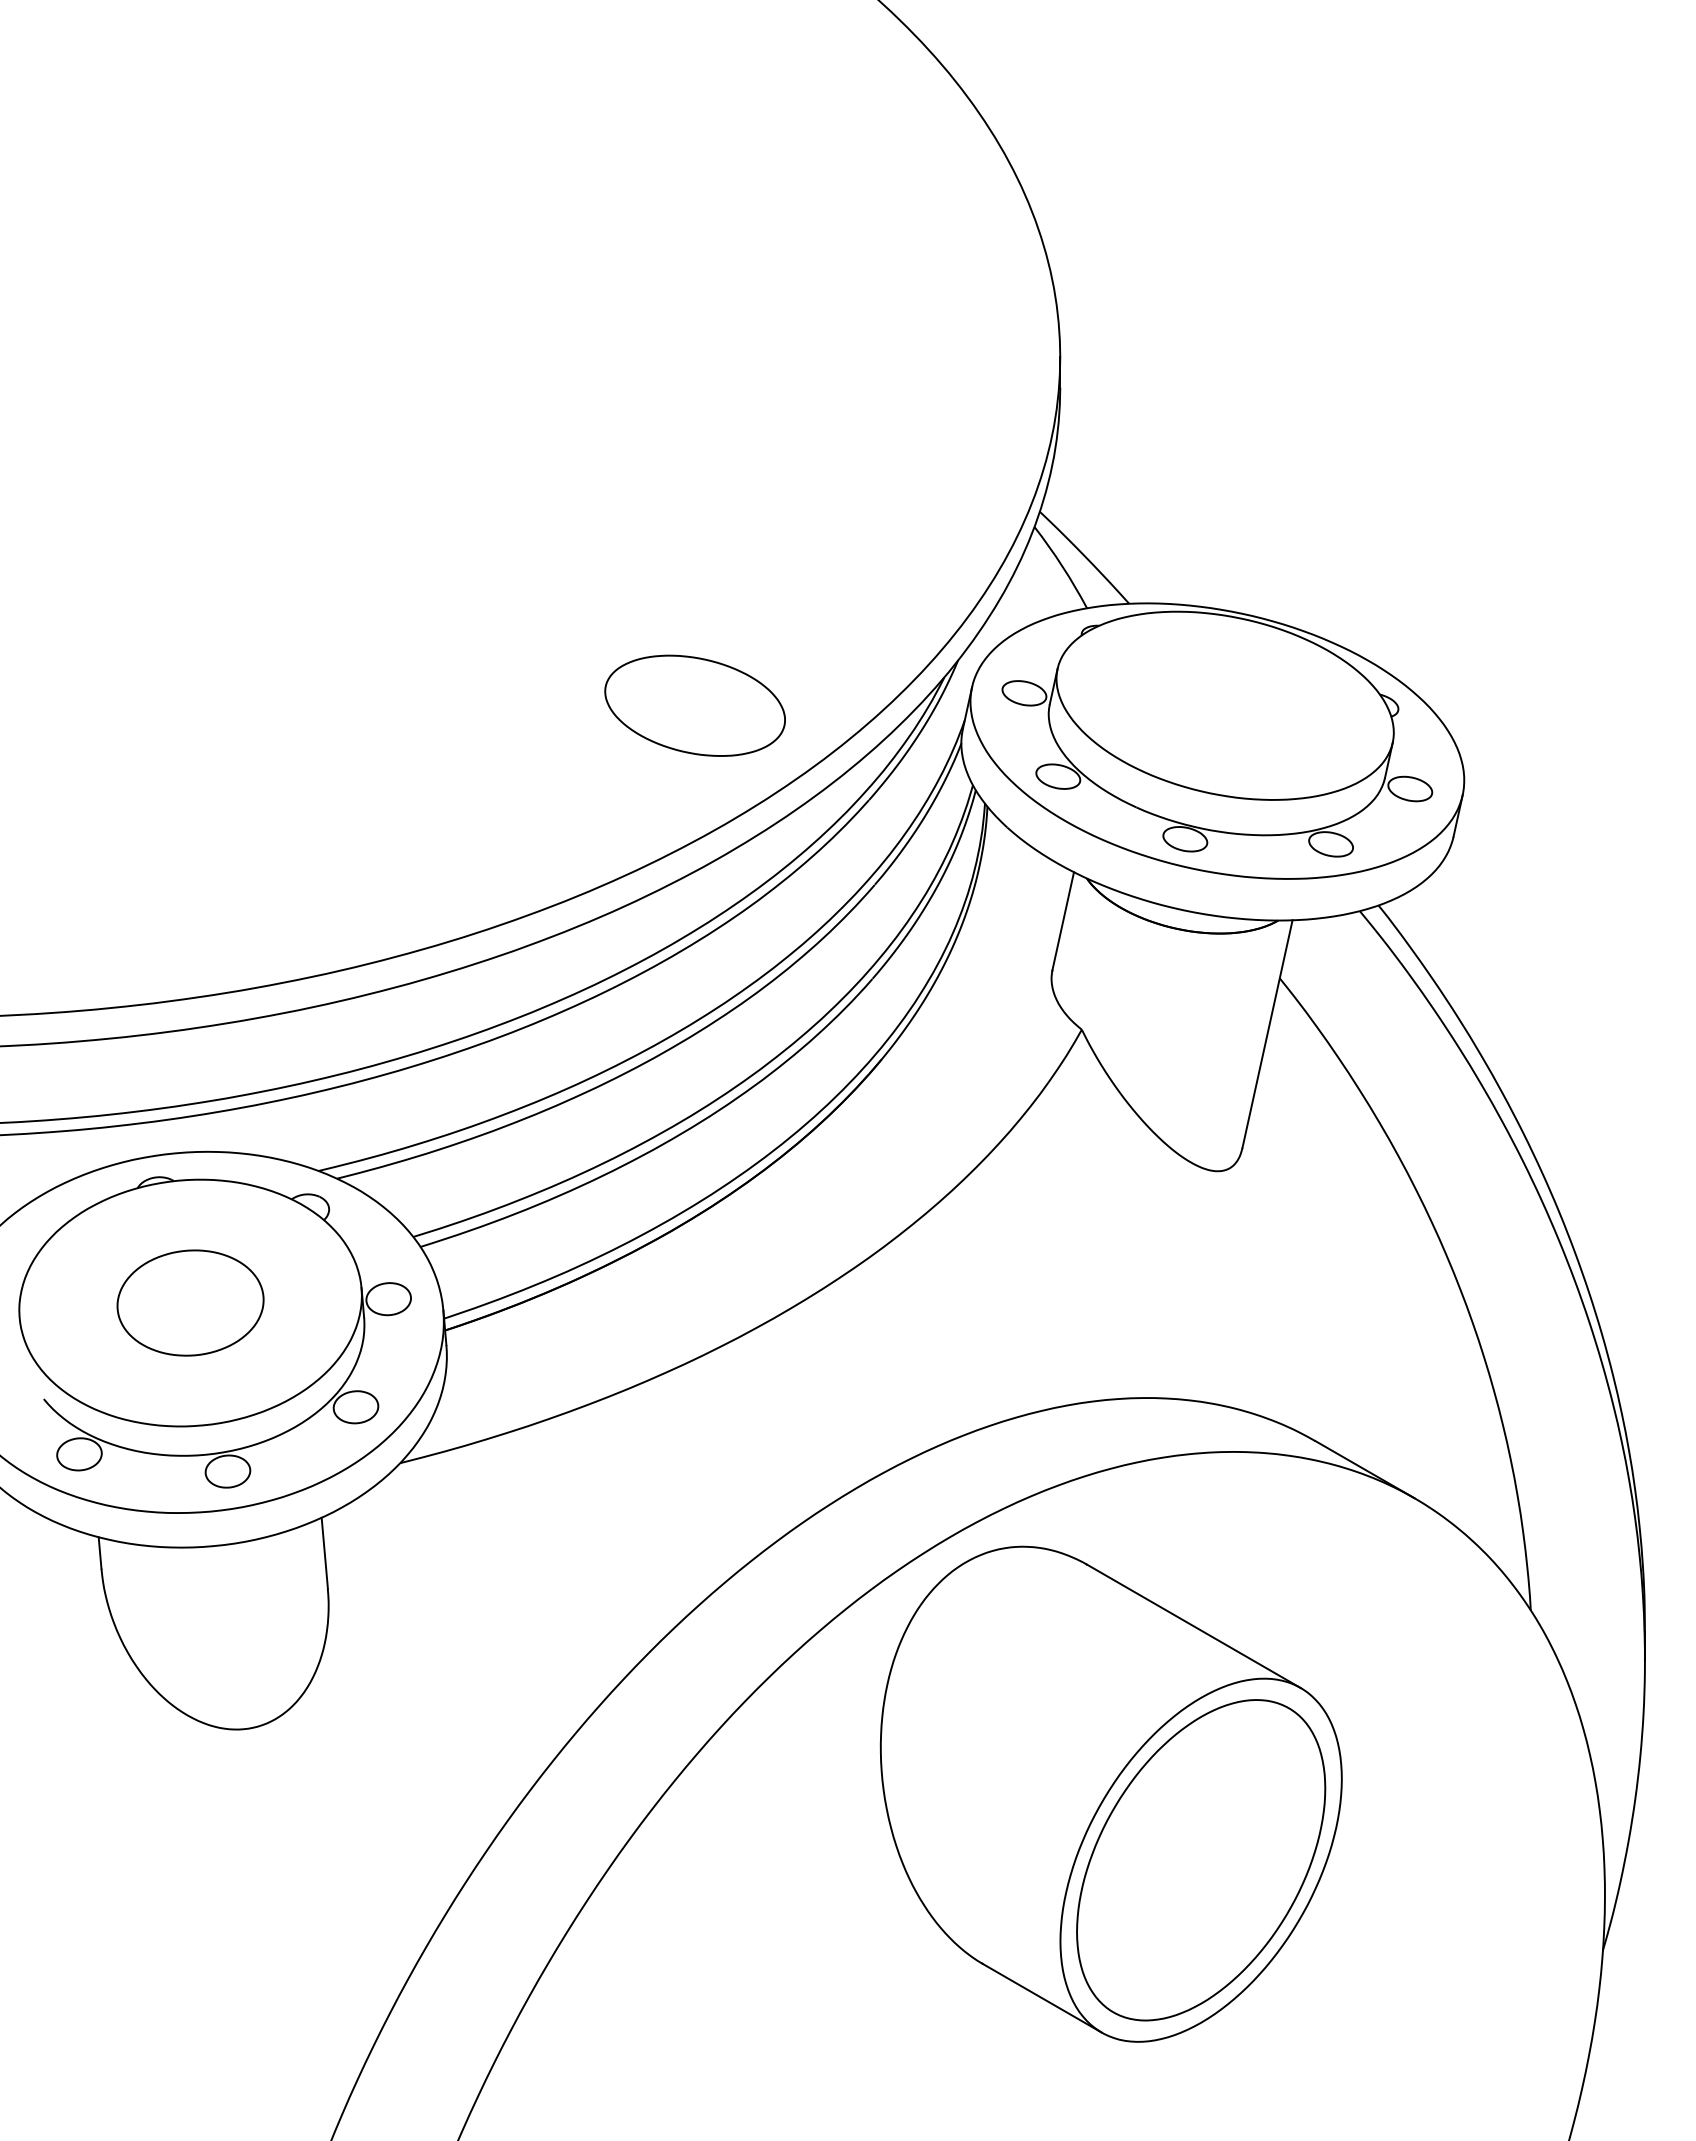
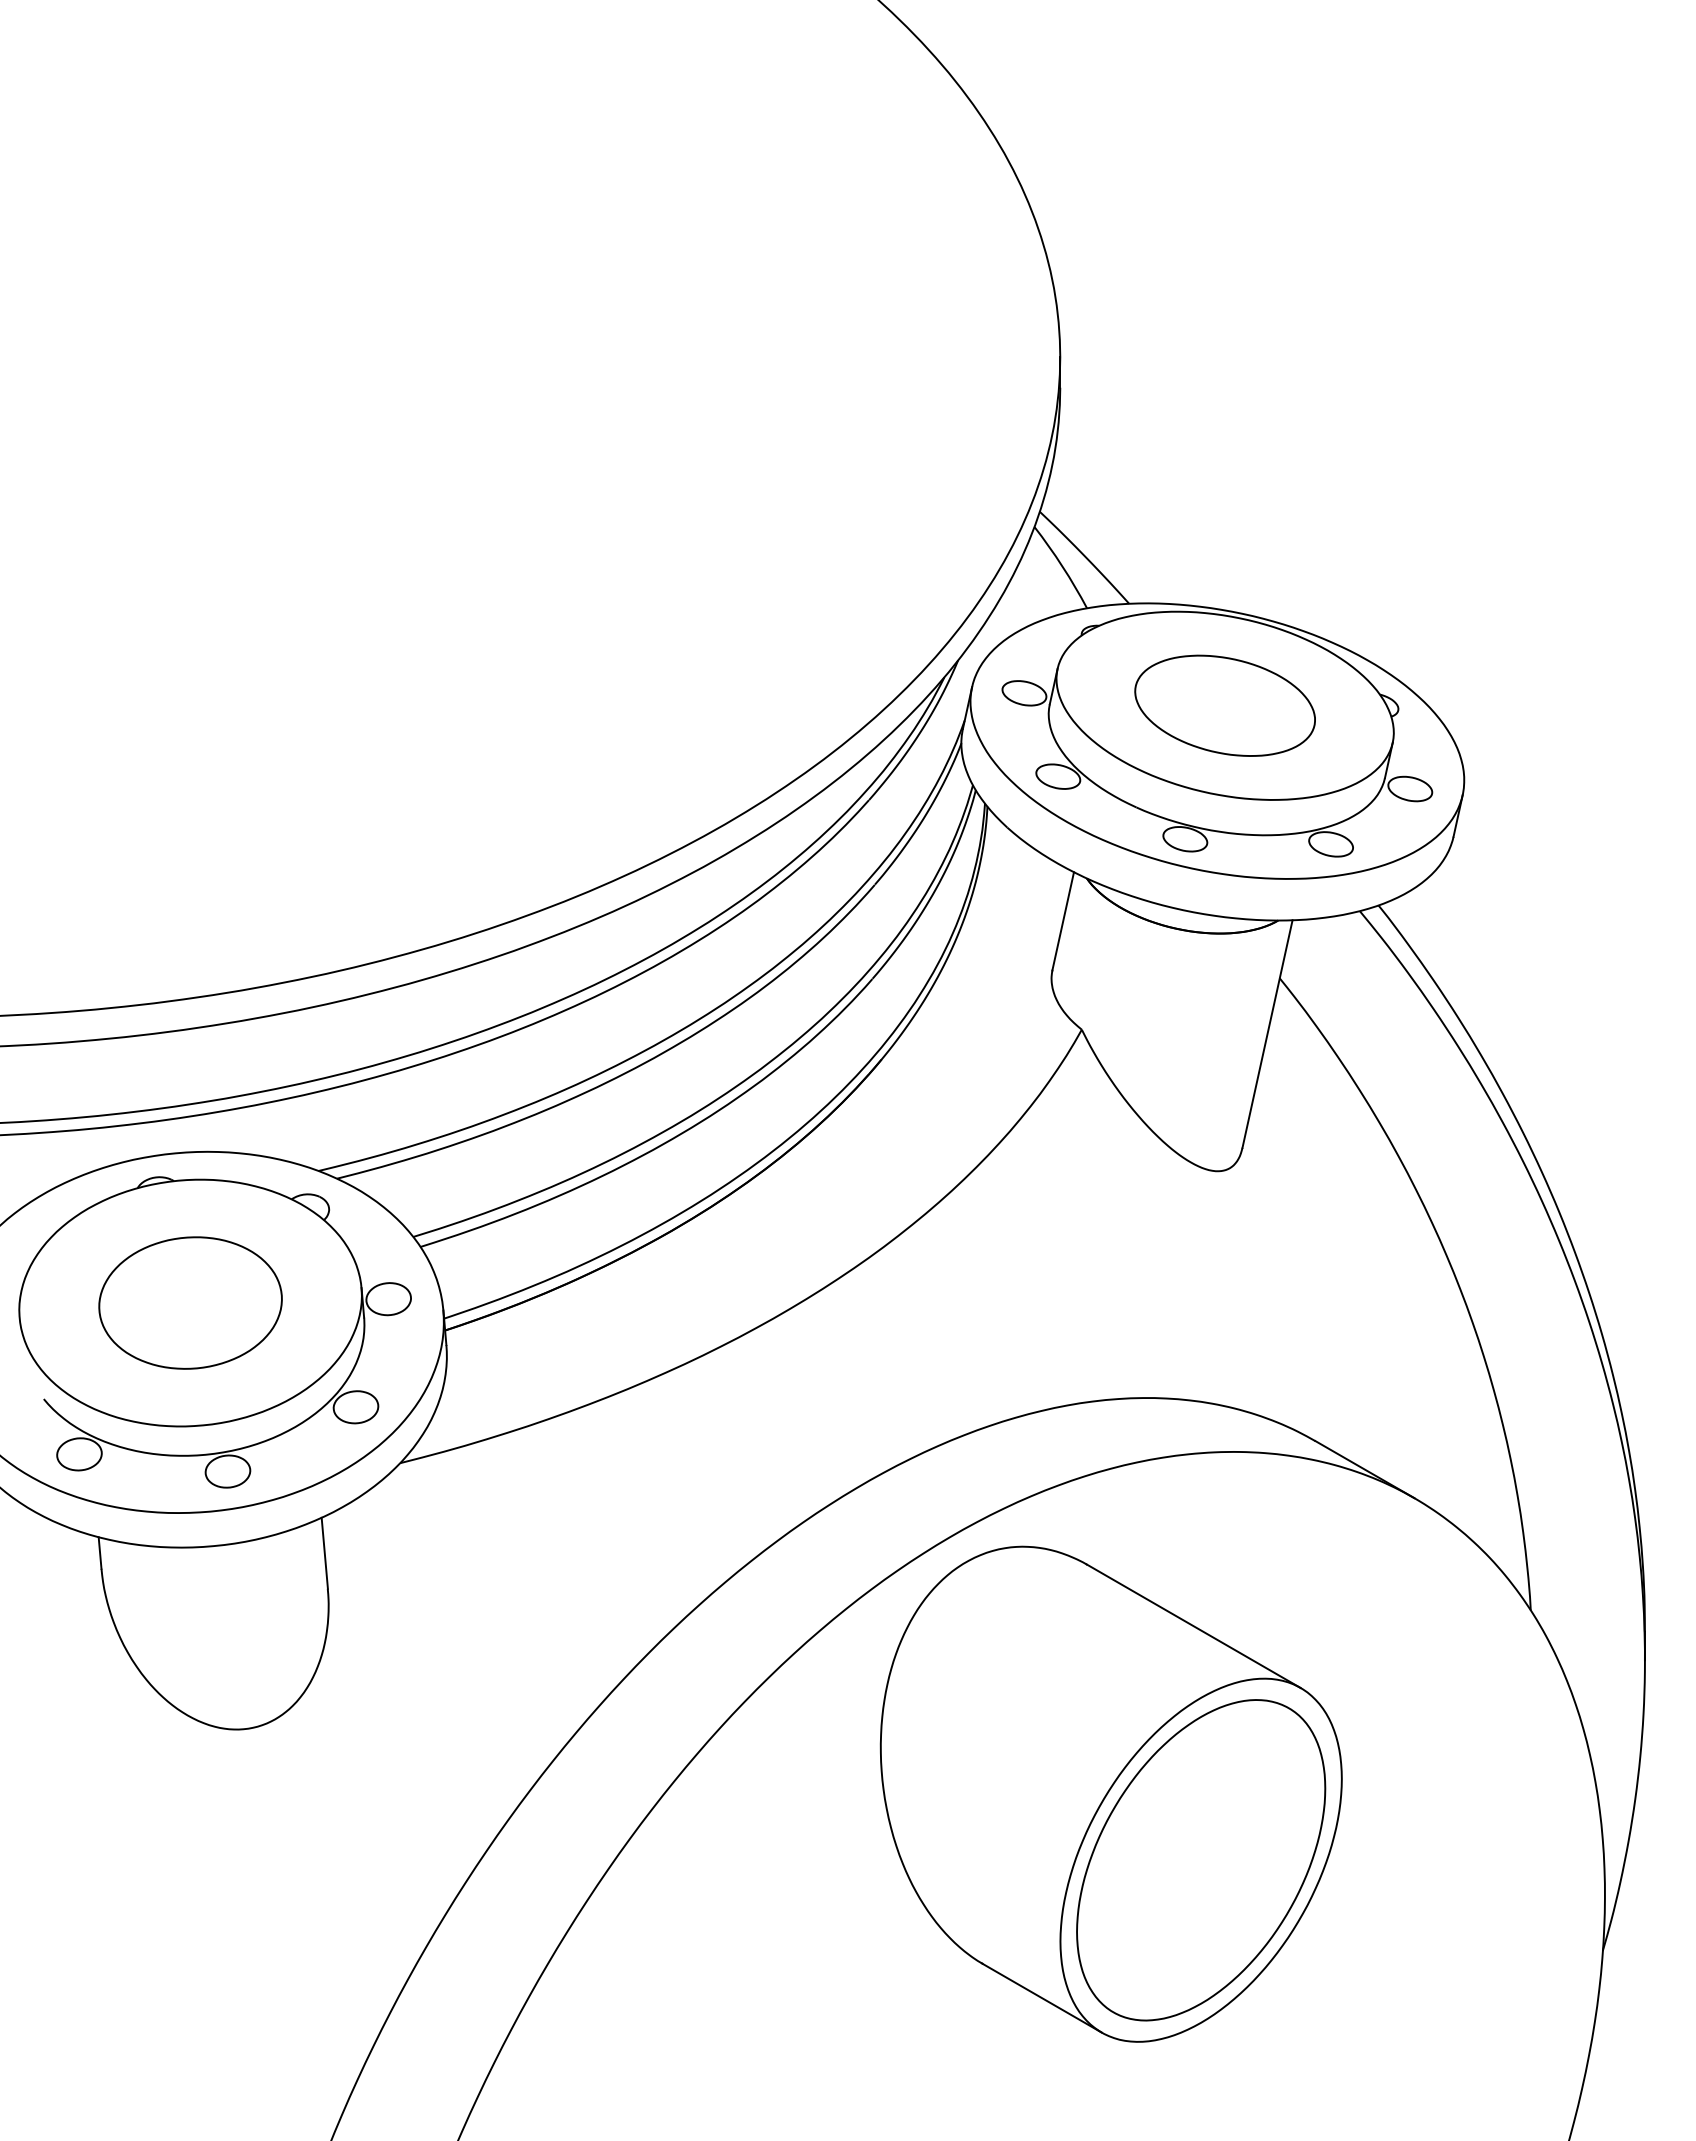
part position: (694, 705) -> (1224, 705) (1224, 705)
part size: 149x108 px -> 185x134 px (190, 1302)
